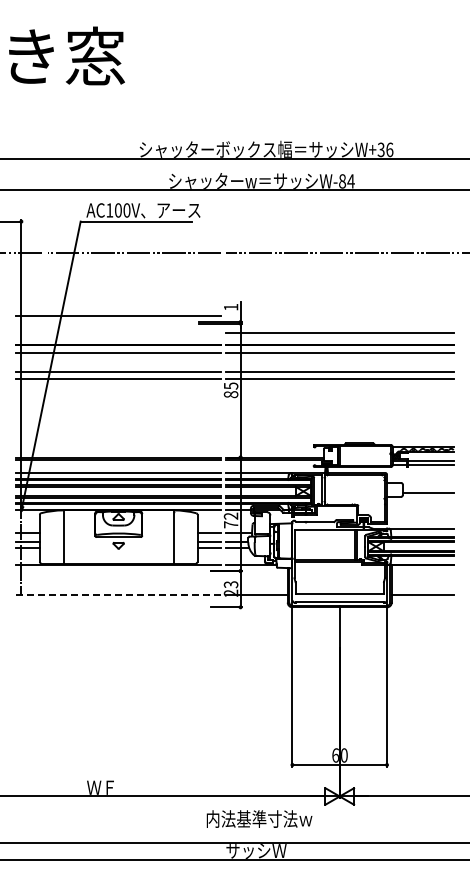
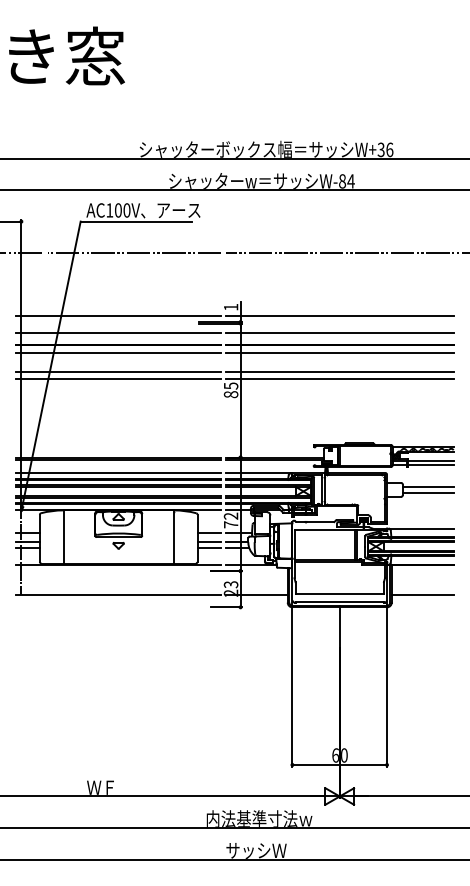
line: none -> present (339, 315)
line: none -> present (118, 332)
line: none -> present (427, 487)
line: dashed -> solid (119, 594)
line position: (234, 843) -> (234, 828) (234, 828)
